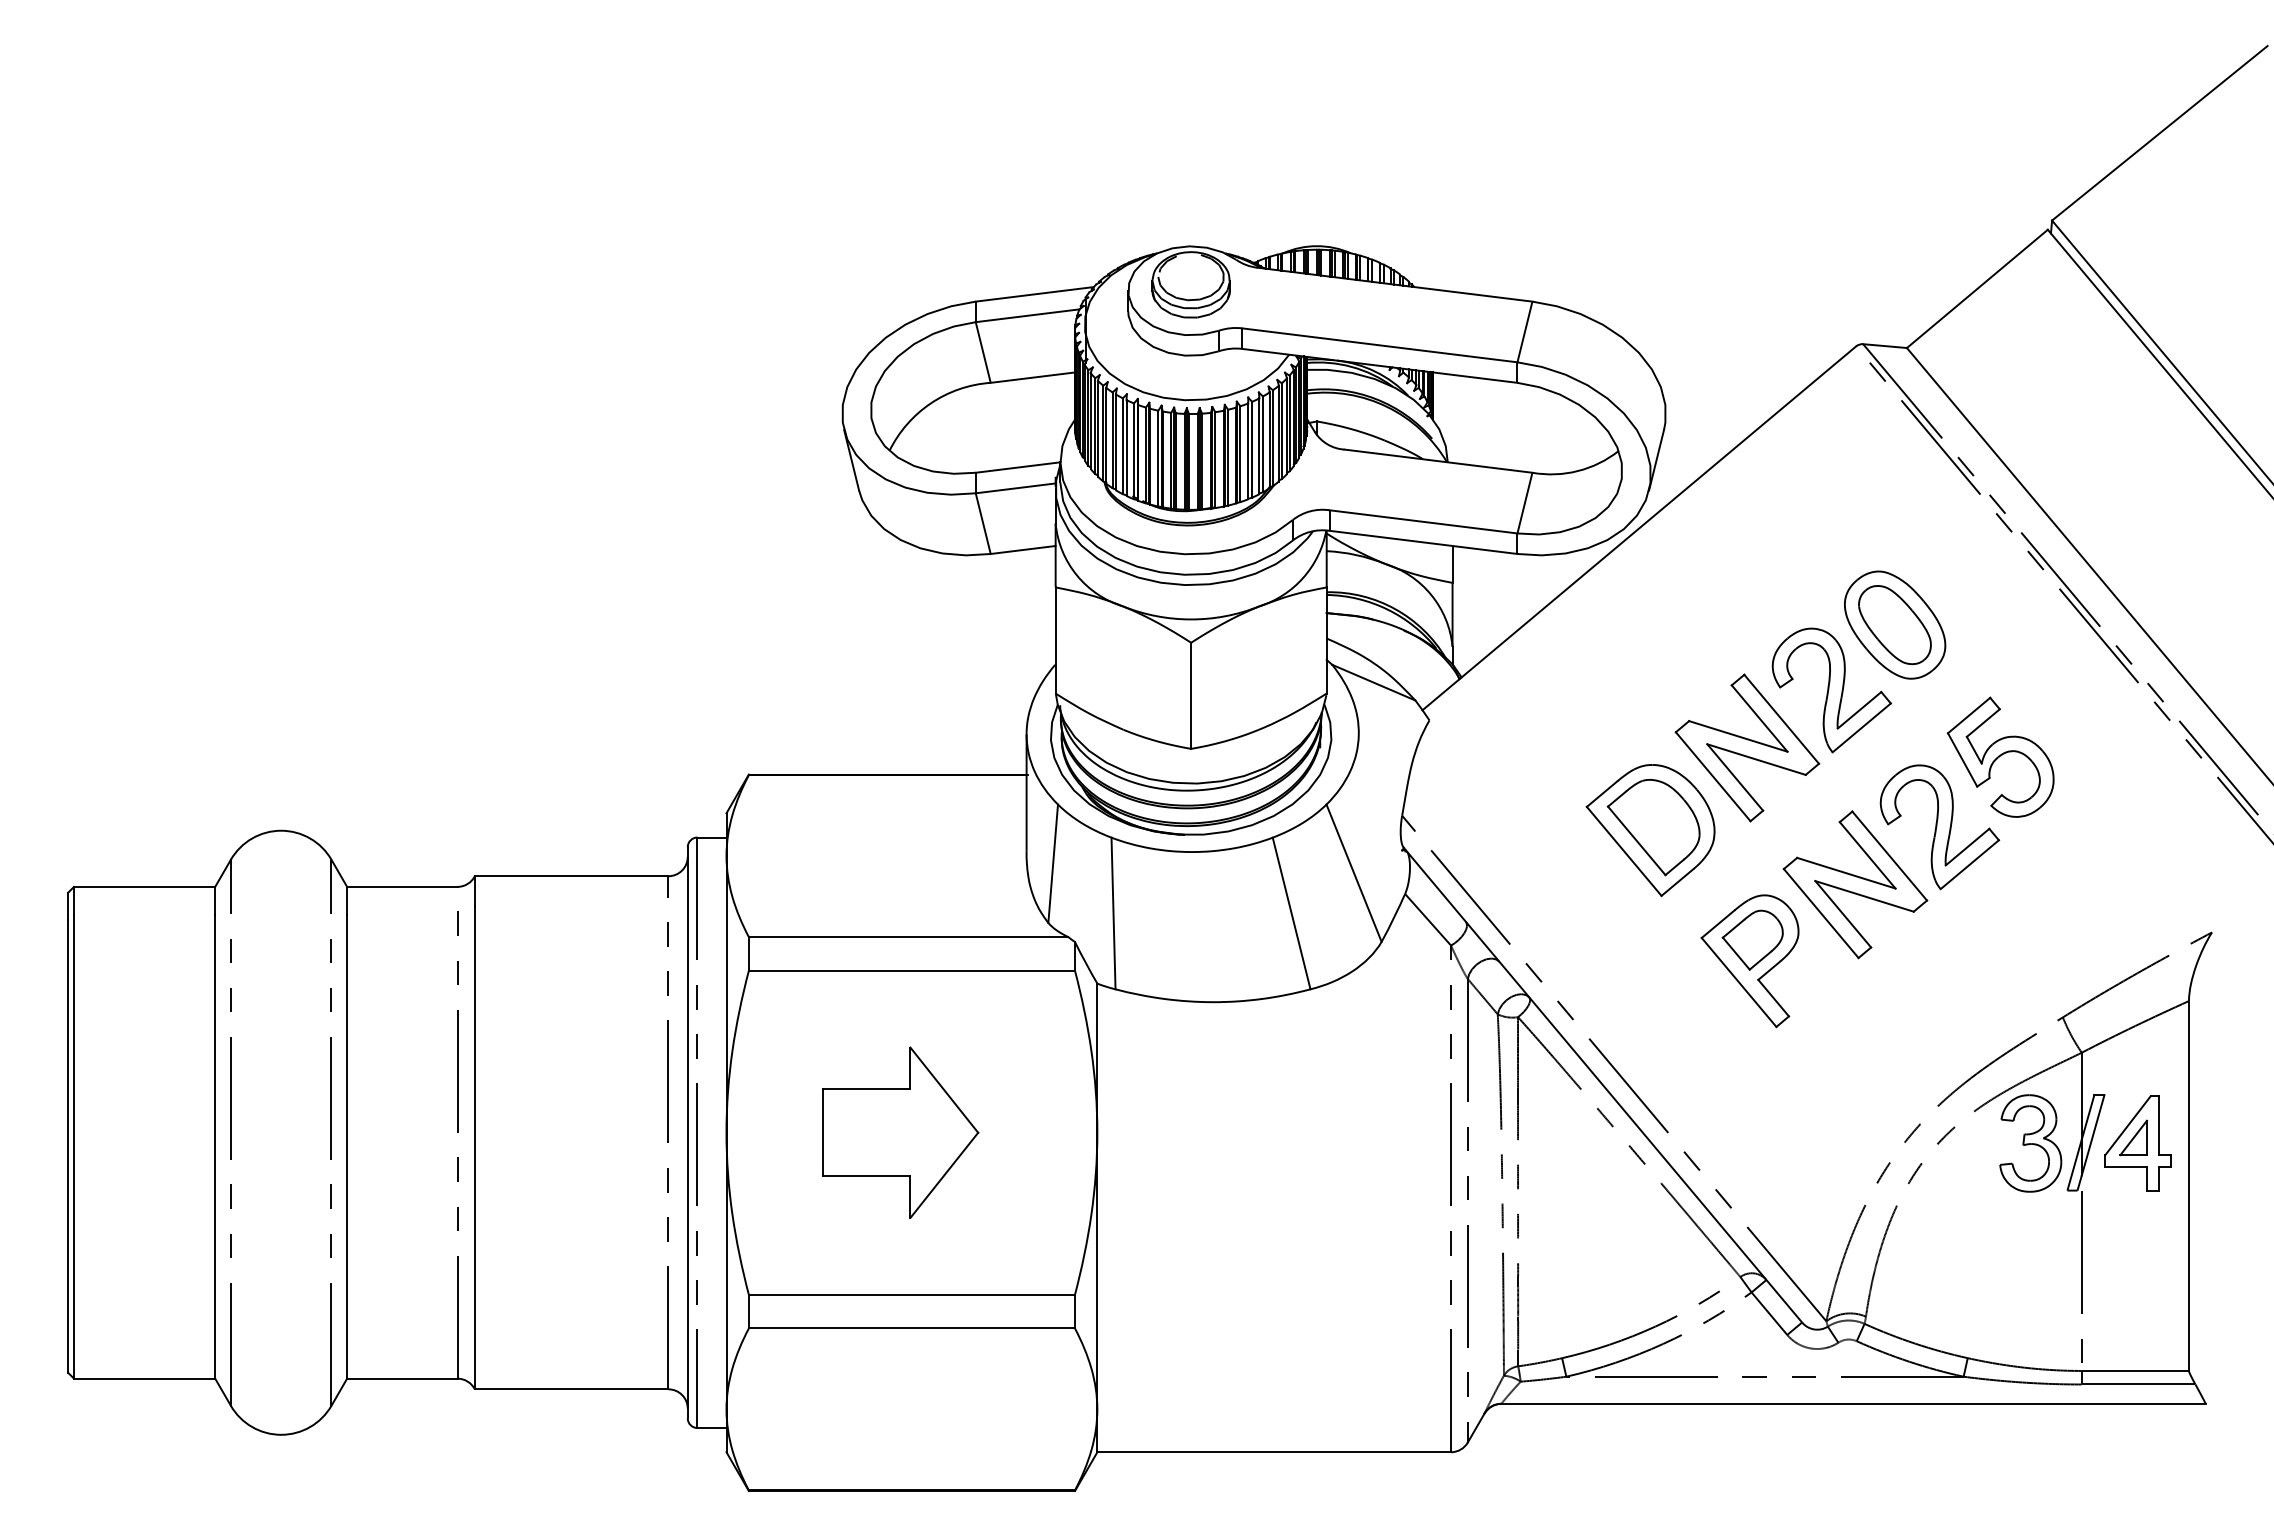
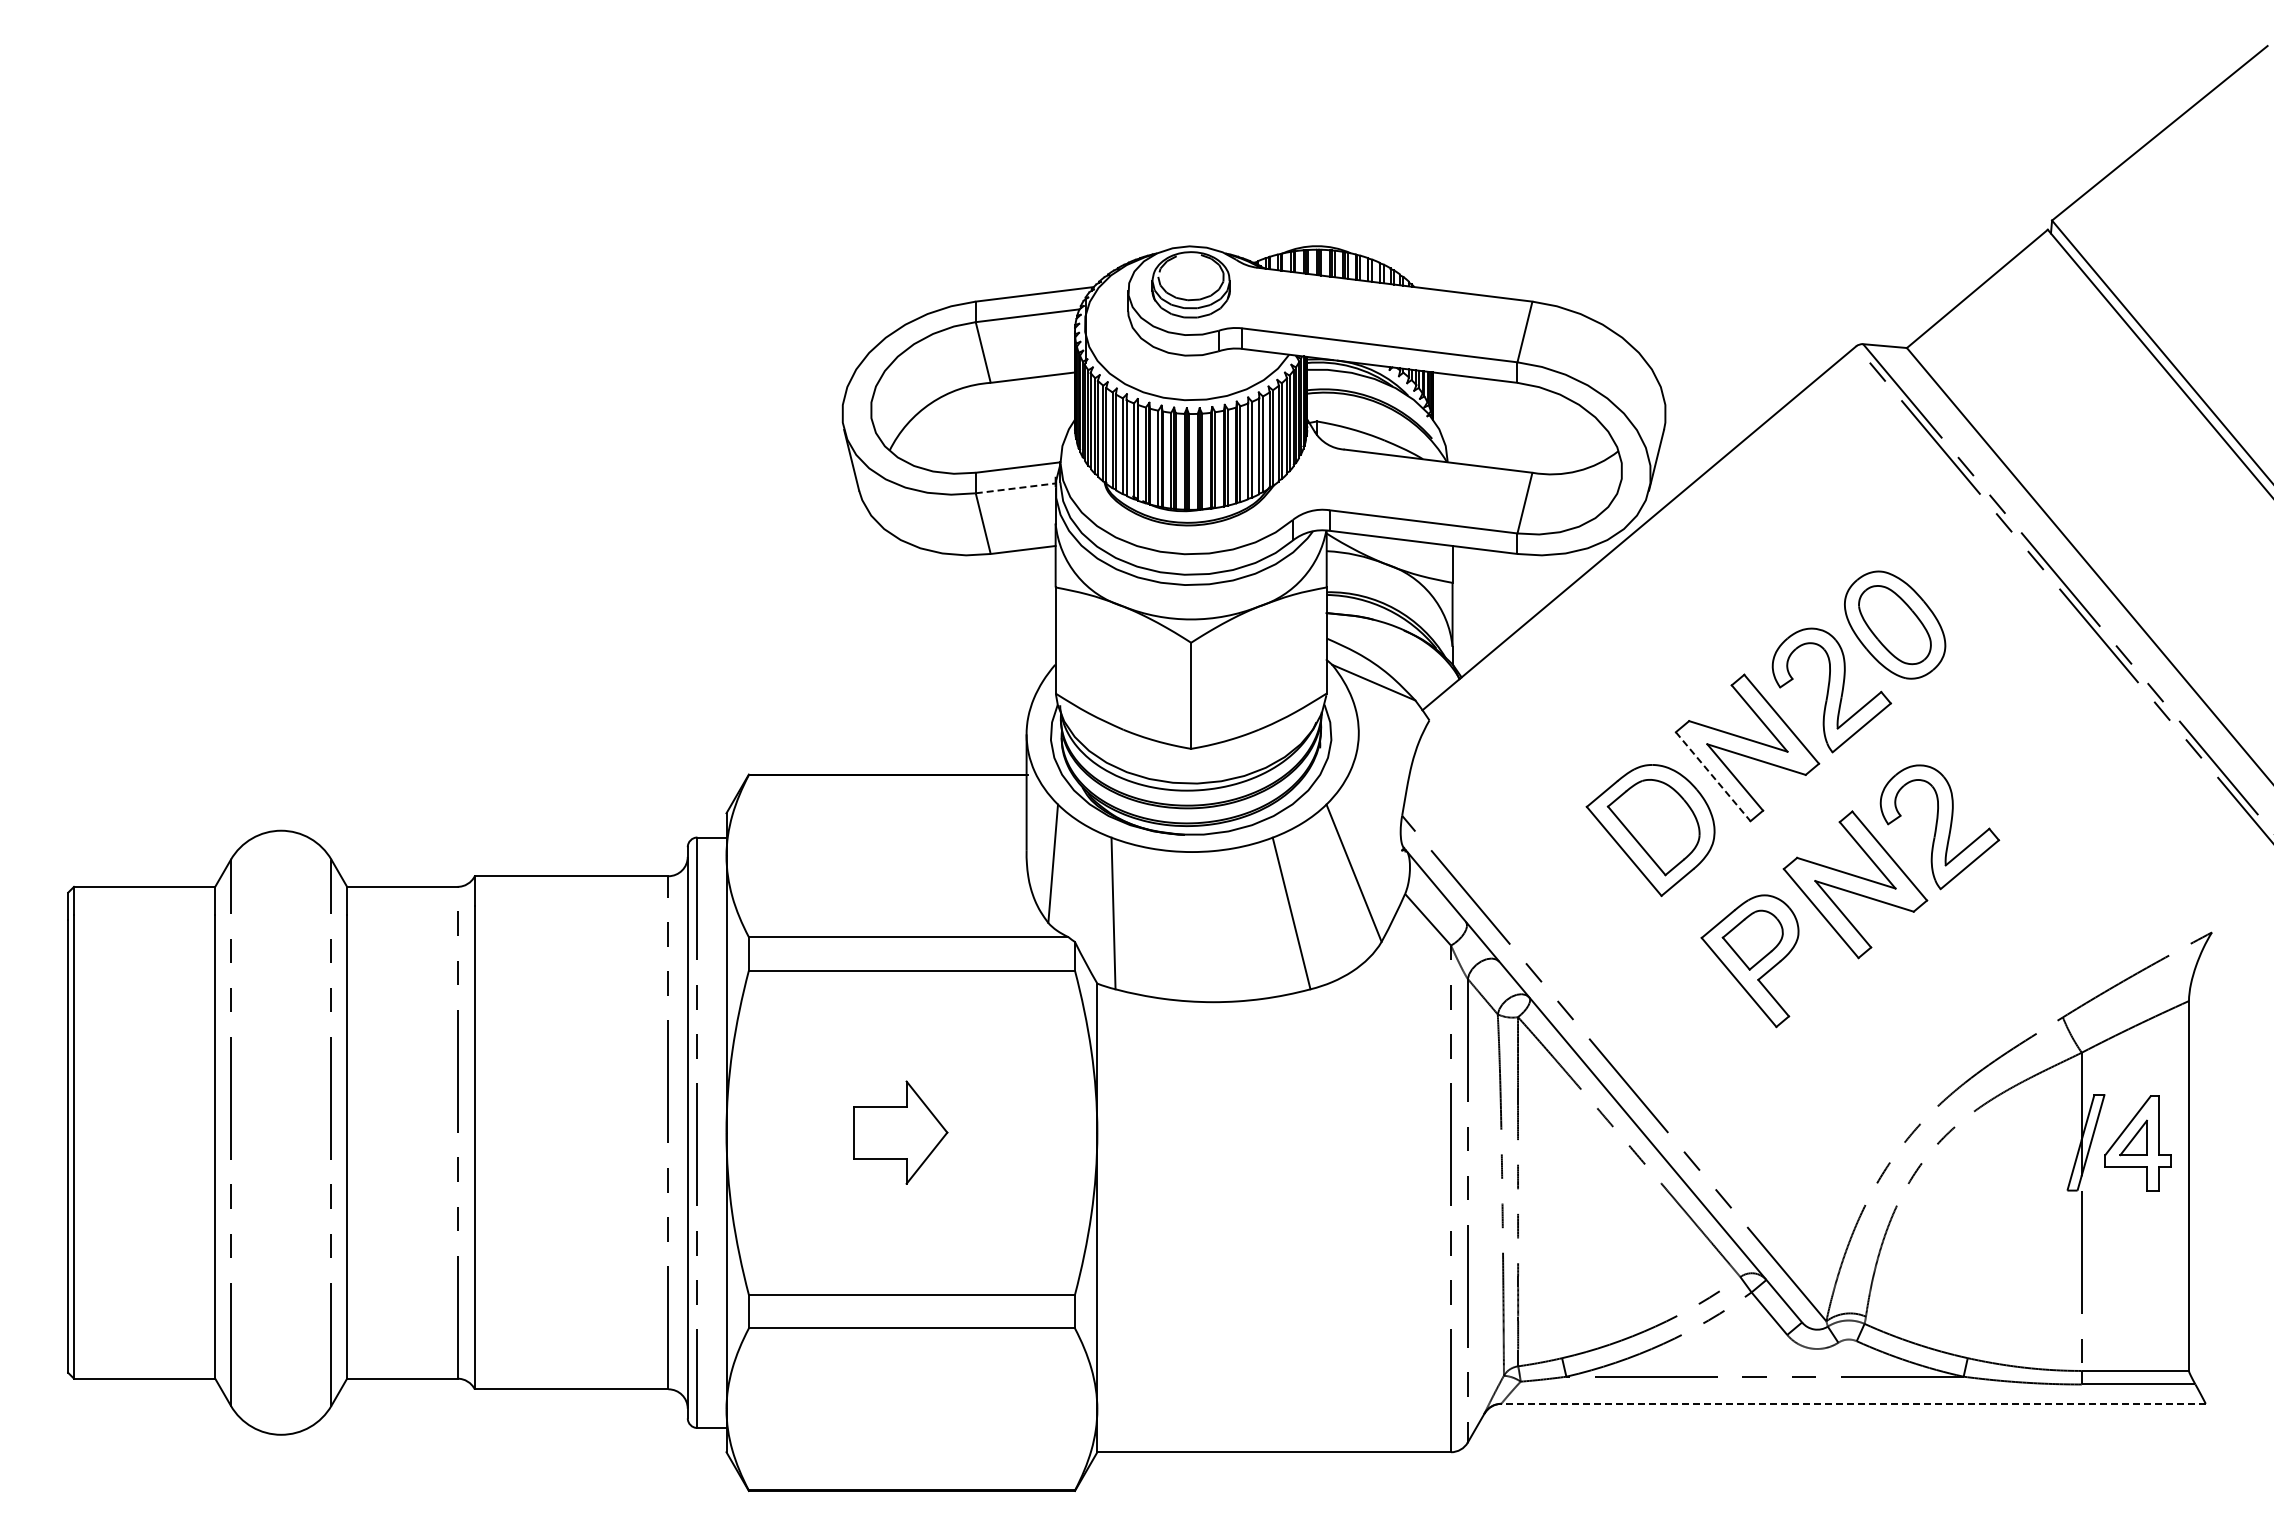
line: solid -> dashed (1016, 488)
part: present -> none (2000, 756)
line: solid -> dashed (1713, 777)
part size: 158x173 px -> 96x105 px (900, 1132)
part: present -> none (2030, 1143)
line: solid -> dashed (1853, 1403)
